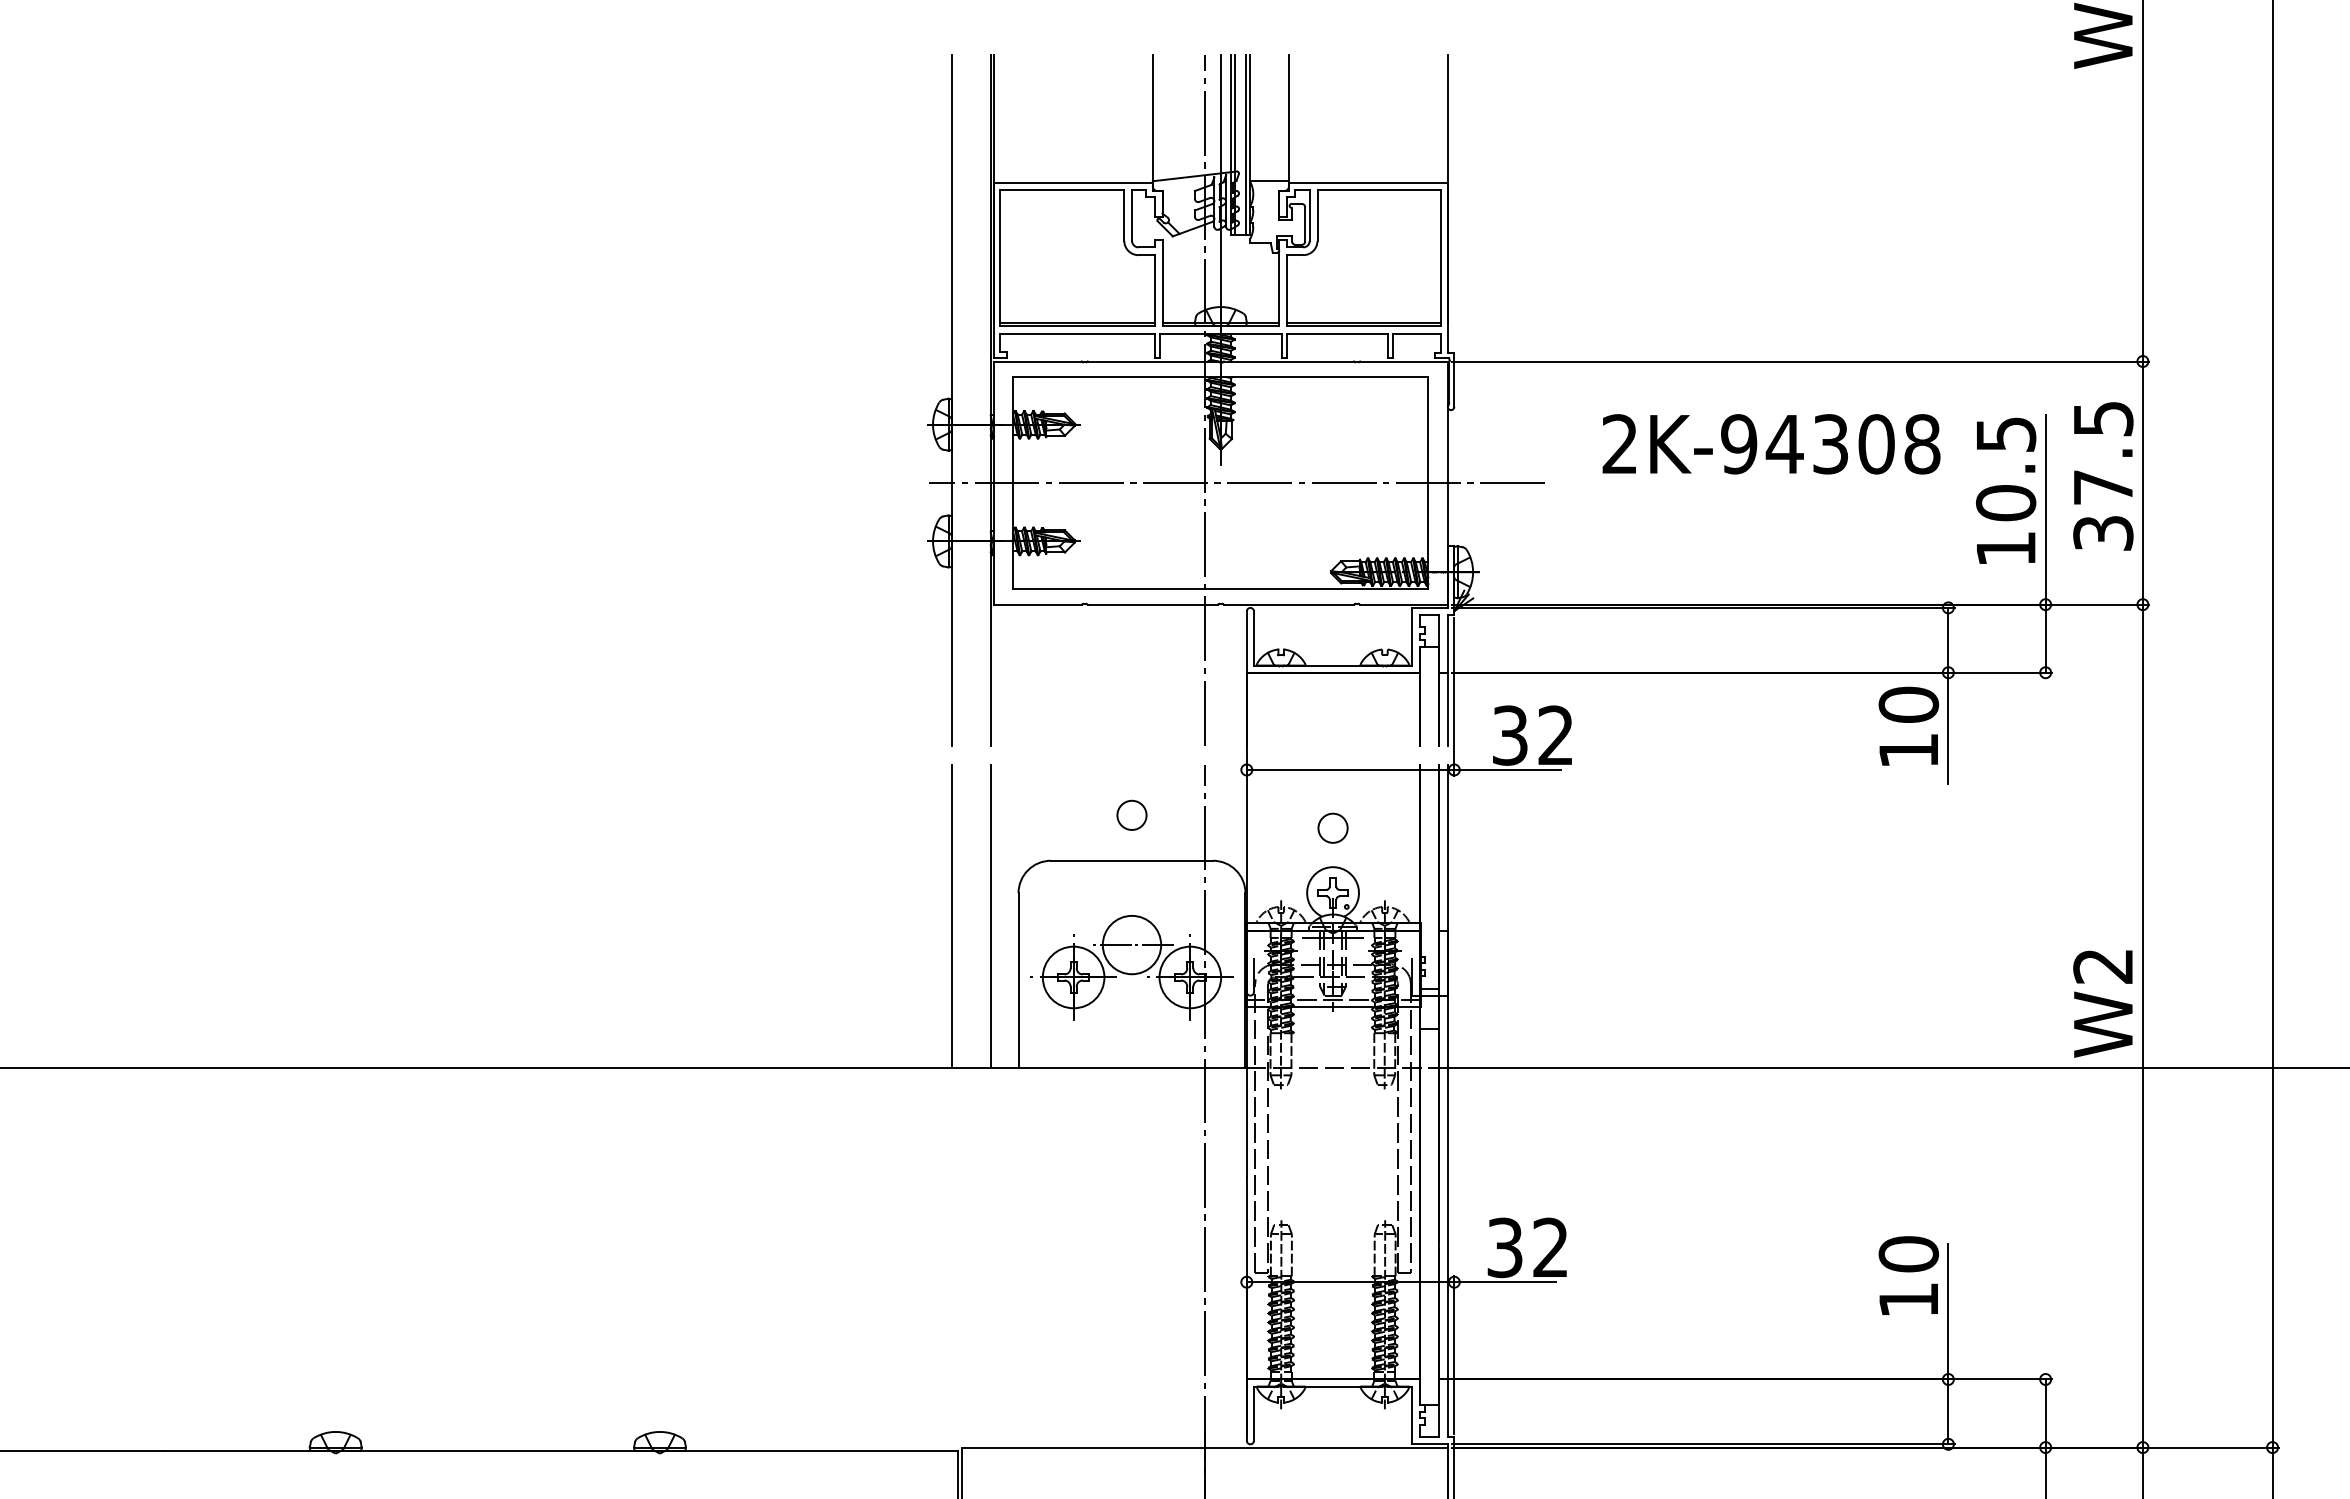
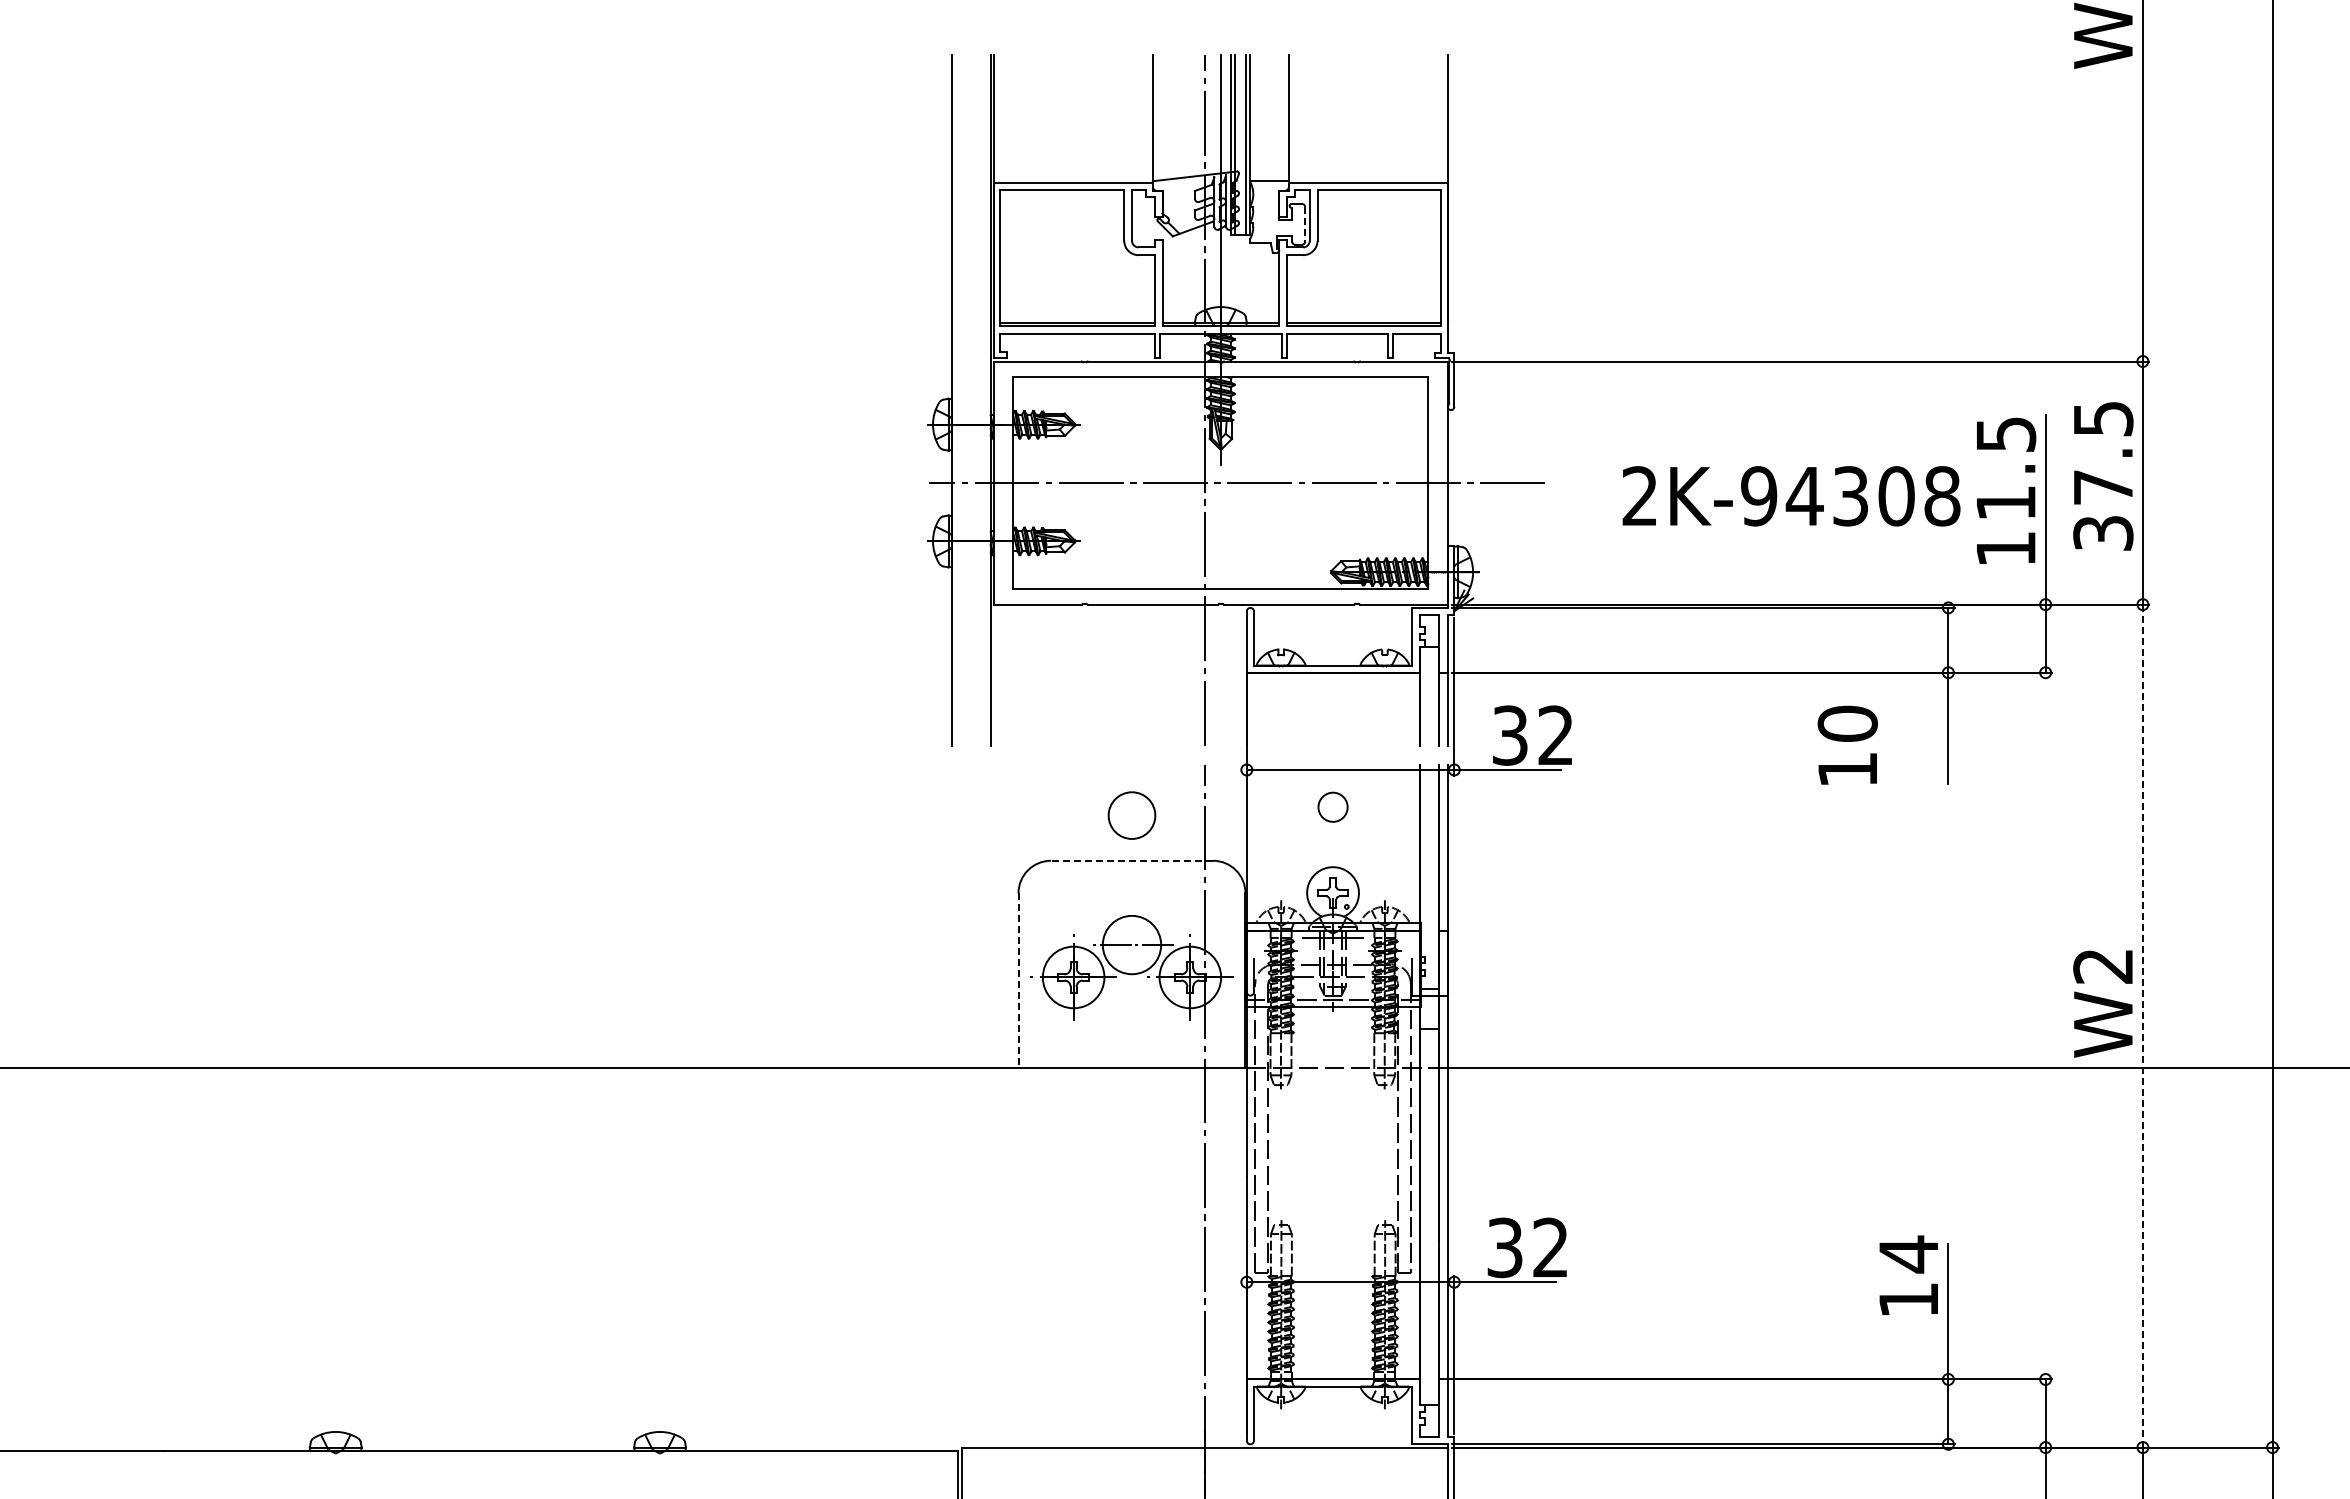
line: solid -> dashed (1305, 224)
text position: (1771, 444) -> (1791, 496) (1791, 496)
text: 10.5 -> 11.5 (2005, 503)
text position: (1908, 725) -> (1847, 744) (1847, 744)
circle size: 32x32 px -> 50x49 px (1131, 815)
circle position: (1332, 827) -> (1332, 806) (1332, 806)
line: solid -> dashed (1131, 860)
line: present -> none (951, 916)
line: present -> none (990, 916)
line: solid -> dashed (1018, 980)
line: solid -> dashed (2142, 1025)
text: 10 -> 14 (1908, 1254)
